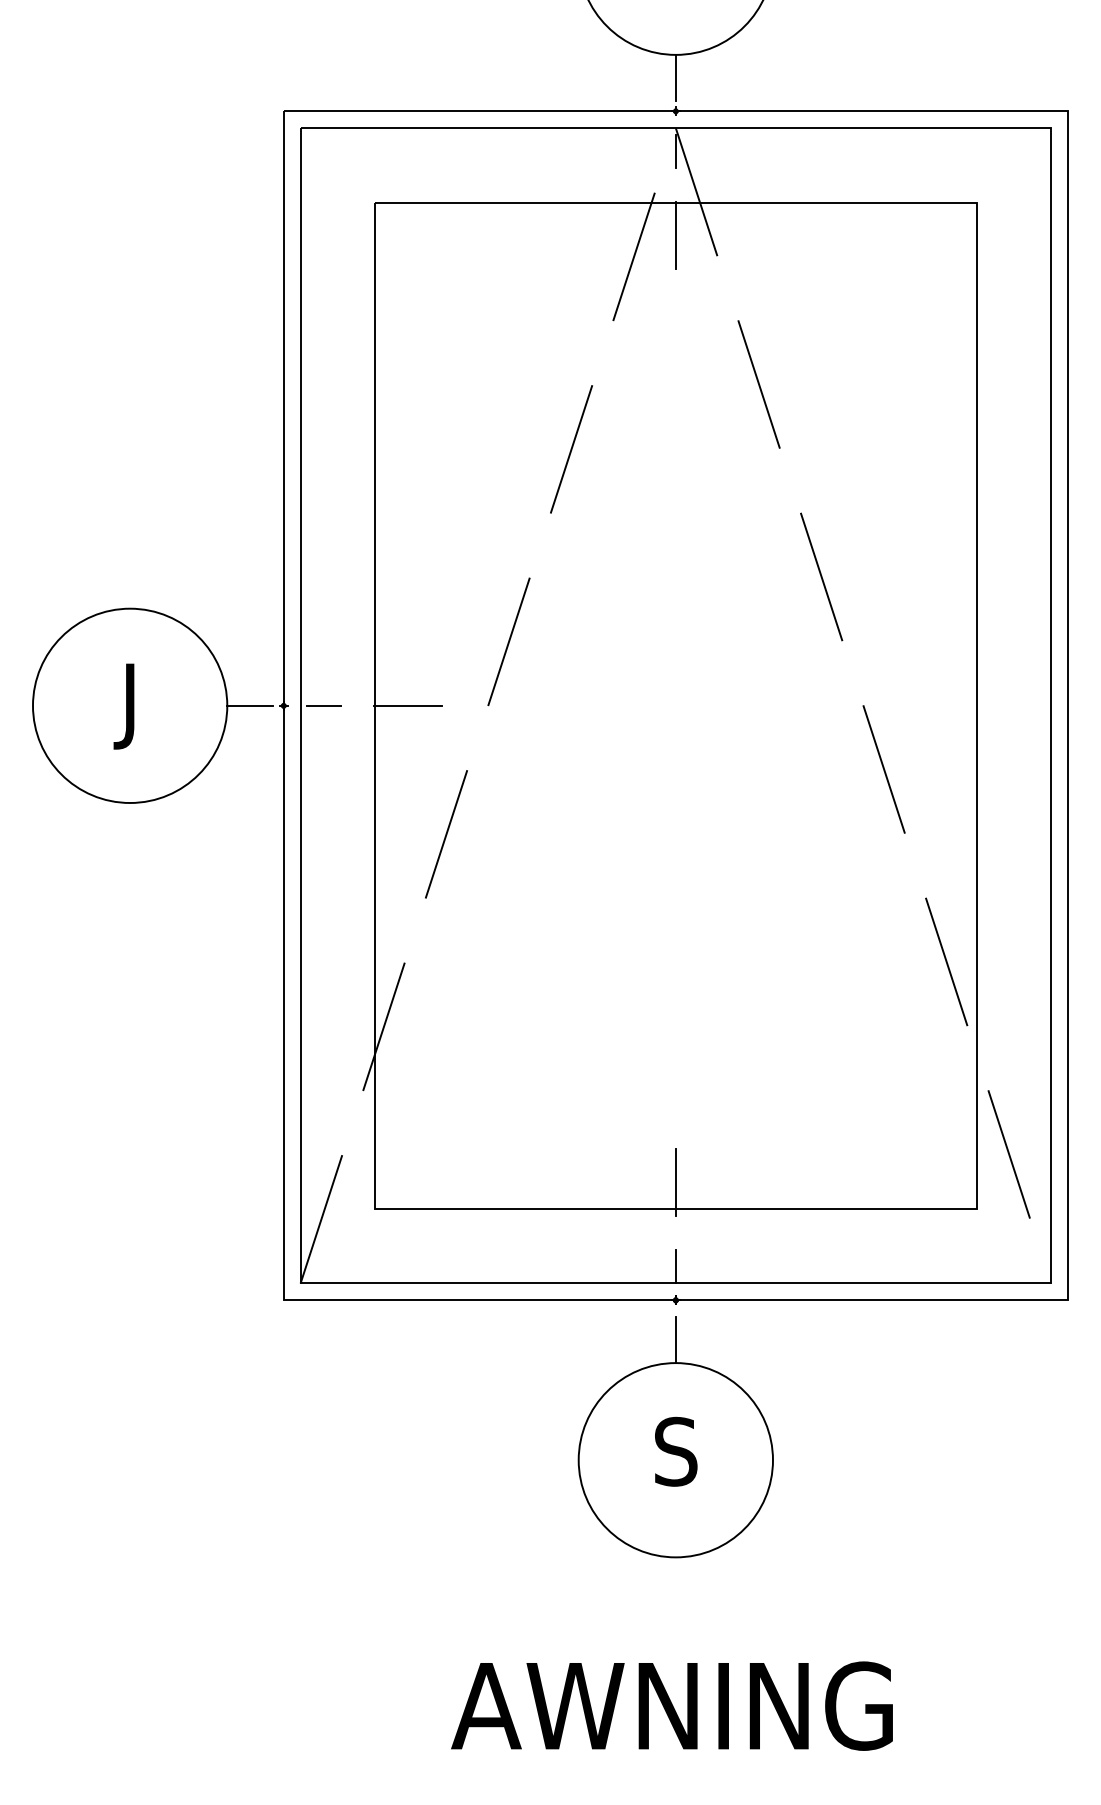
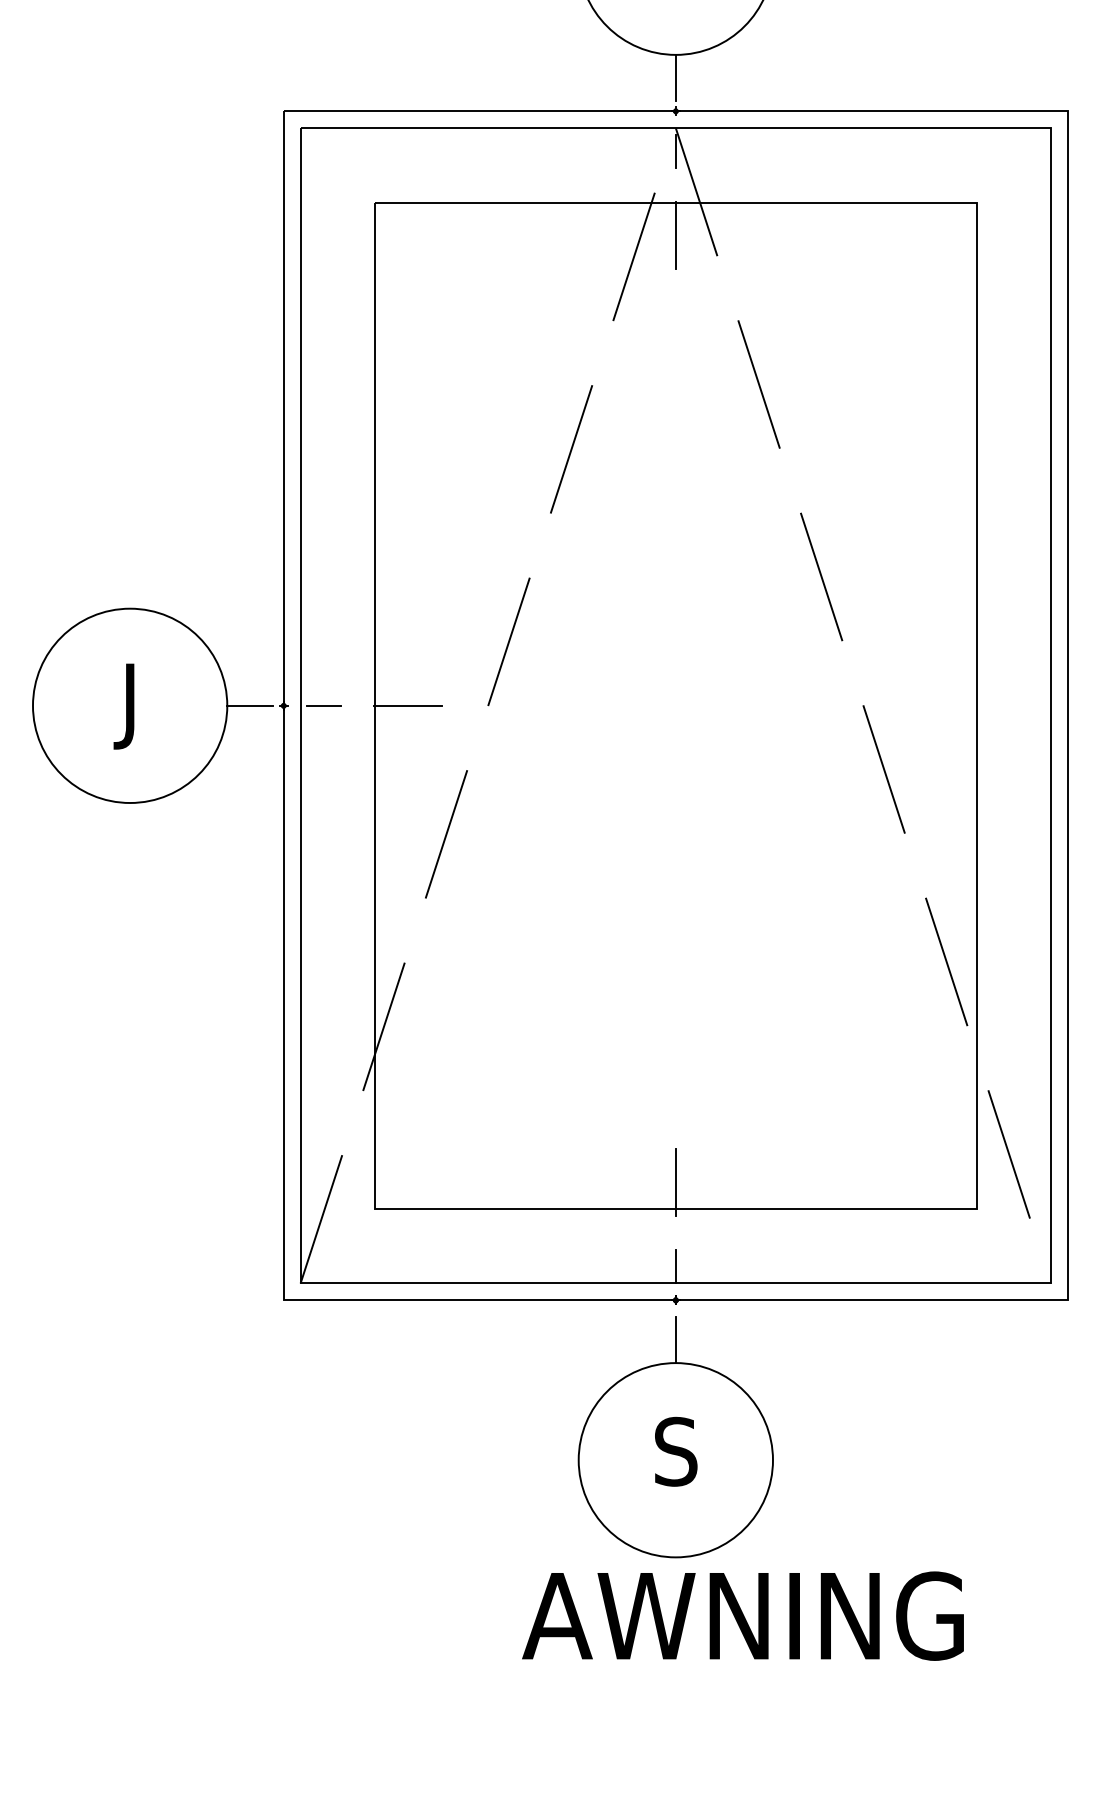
text position: (671, 1705) -> (742, 1615) (742, 1615)
